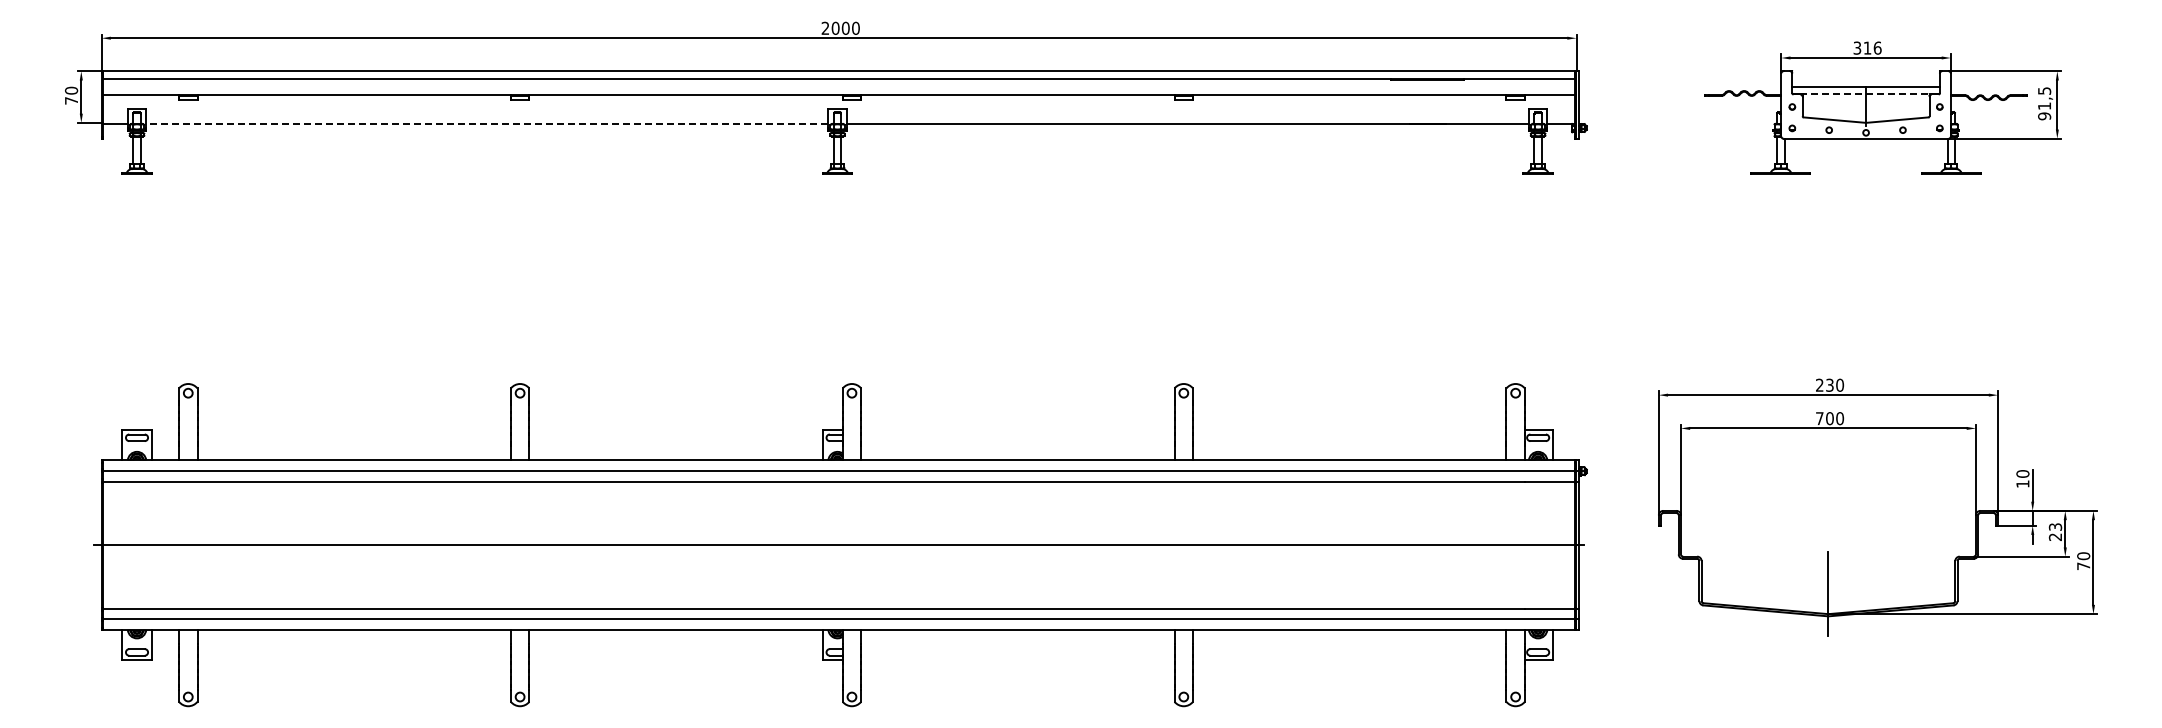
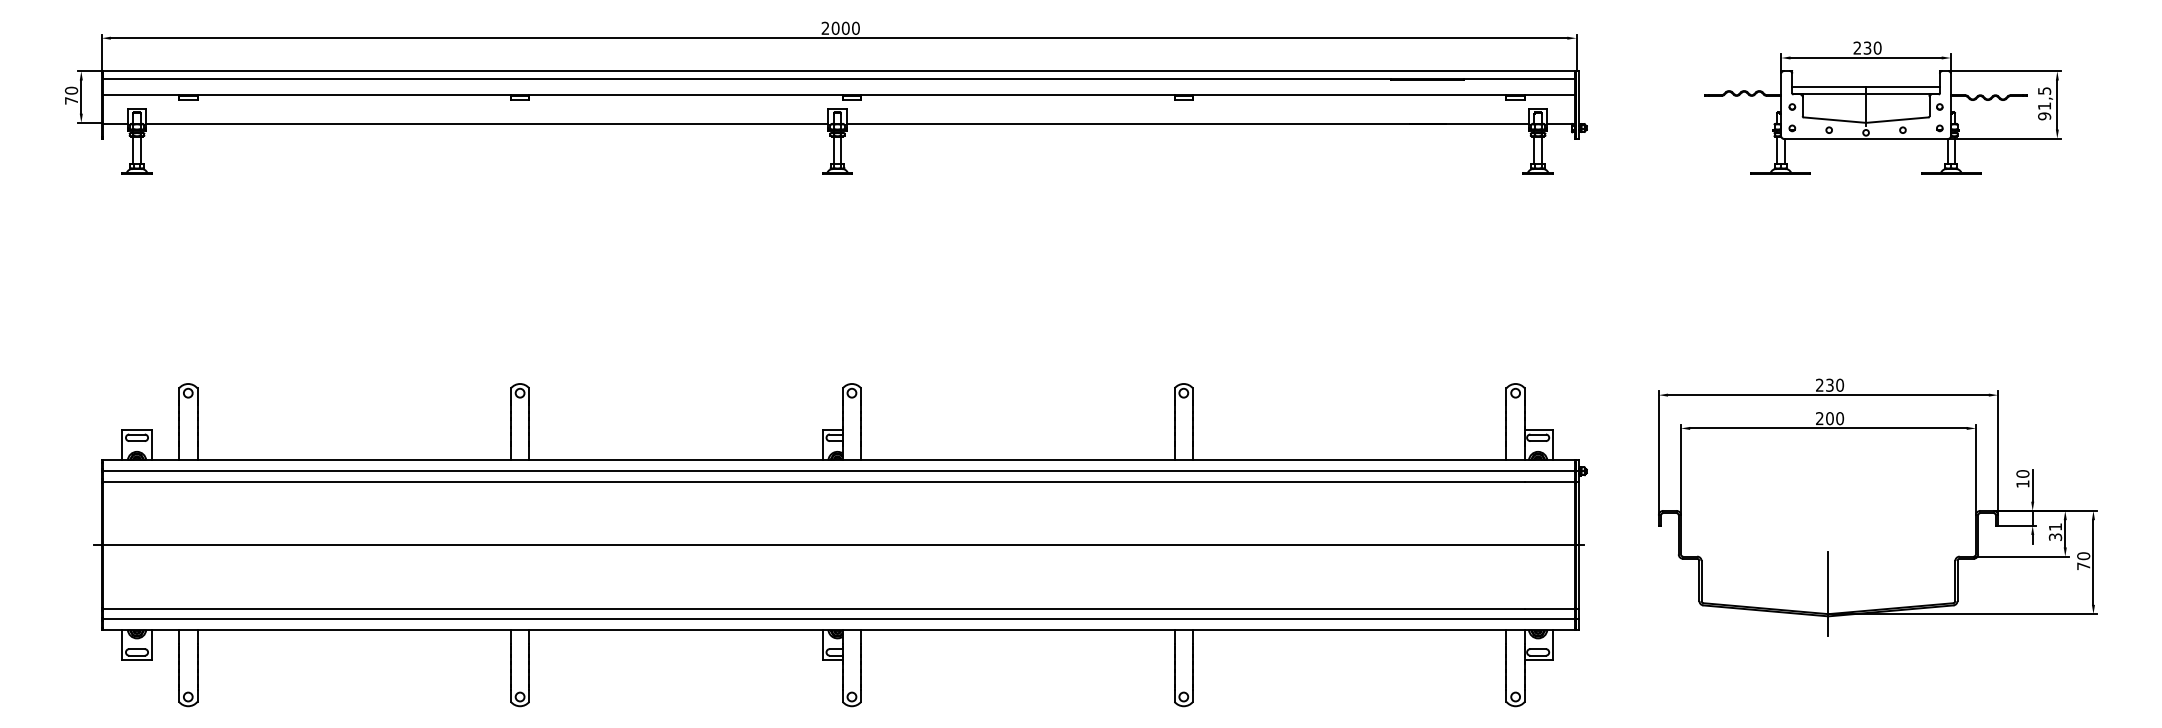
text: 316 -> 230 (1867, 47)
line: dashed -> solid (1866, 94)
line: dashed -> solid (486, 123)
text: 700 -> 200 (1819, 418)
text: 23 -> 31 (2055, 531)
